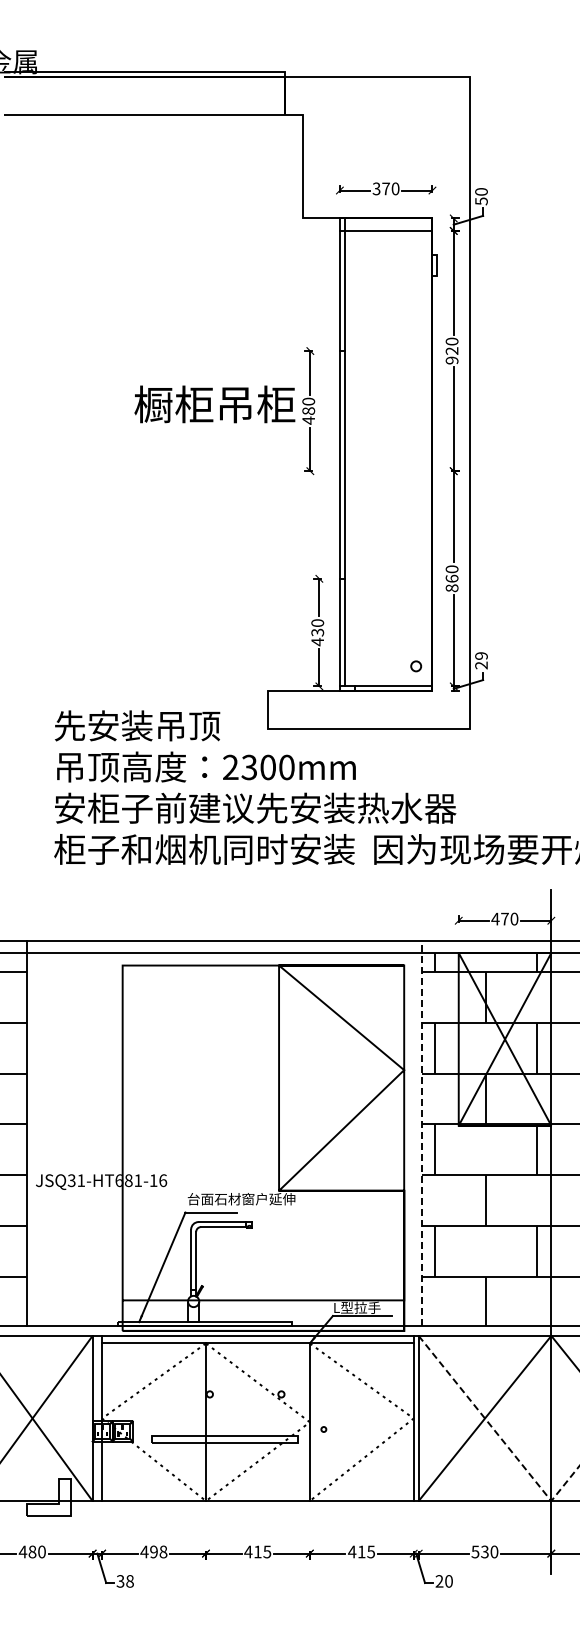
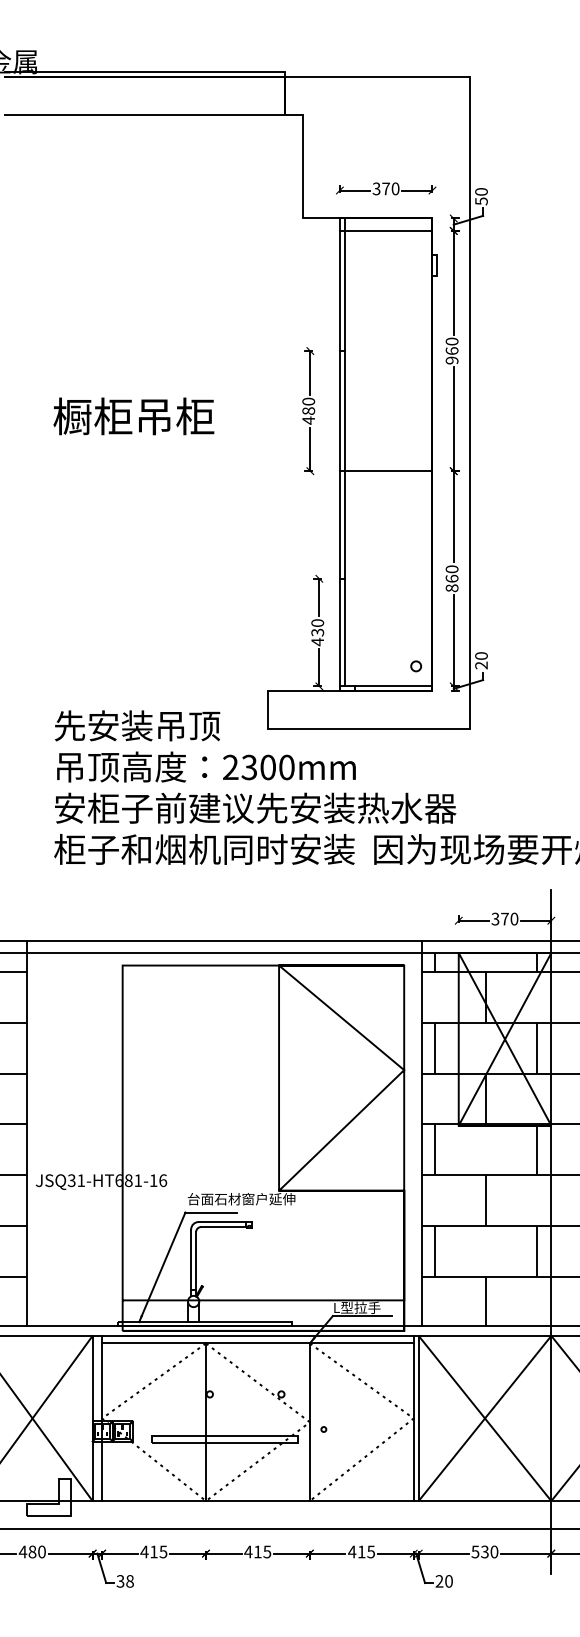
text: 920 -> 960 (451, 350)
text position: (214, 404) -> (133, 416) (133, 416)
line: none -> present (385, 471)
text: 29 -> 20 (481, 655)
text: 470 -> 370 (495, 918)
line: dashed -> solid (421, 1133)
line: dashed -> solid (499, 1436)
line: none -> present (289, 1528)
text: 498 -> 415 (158, 1551)
